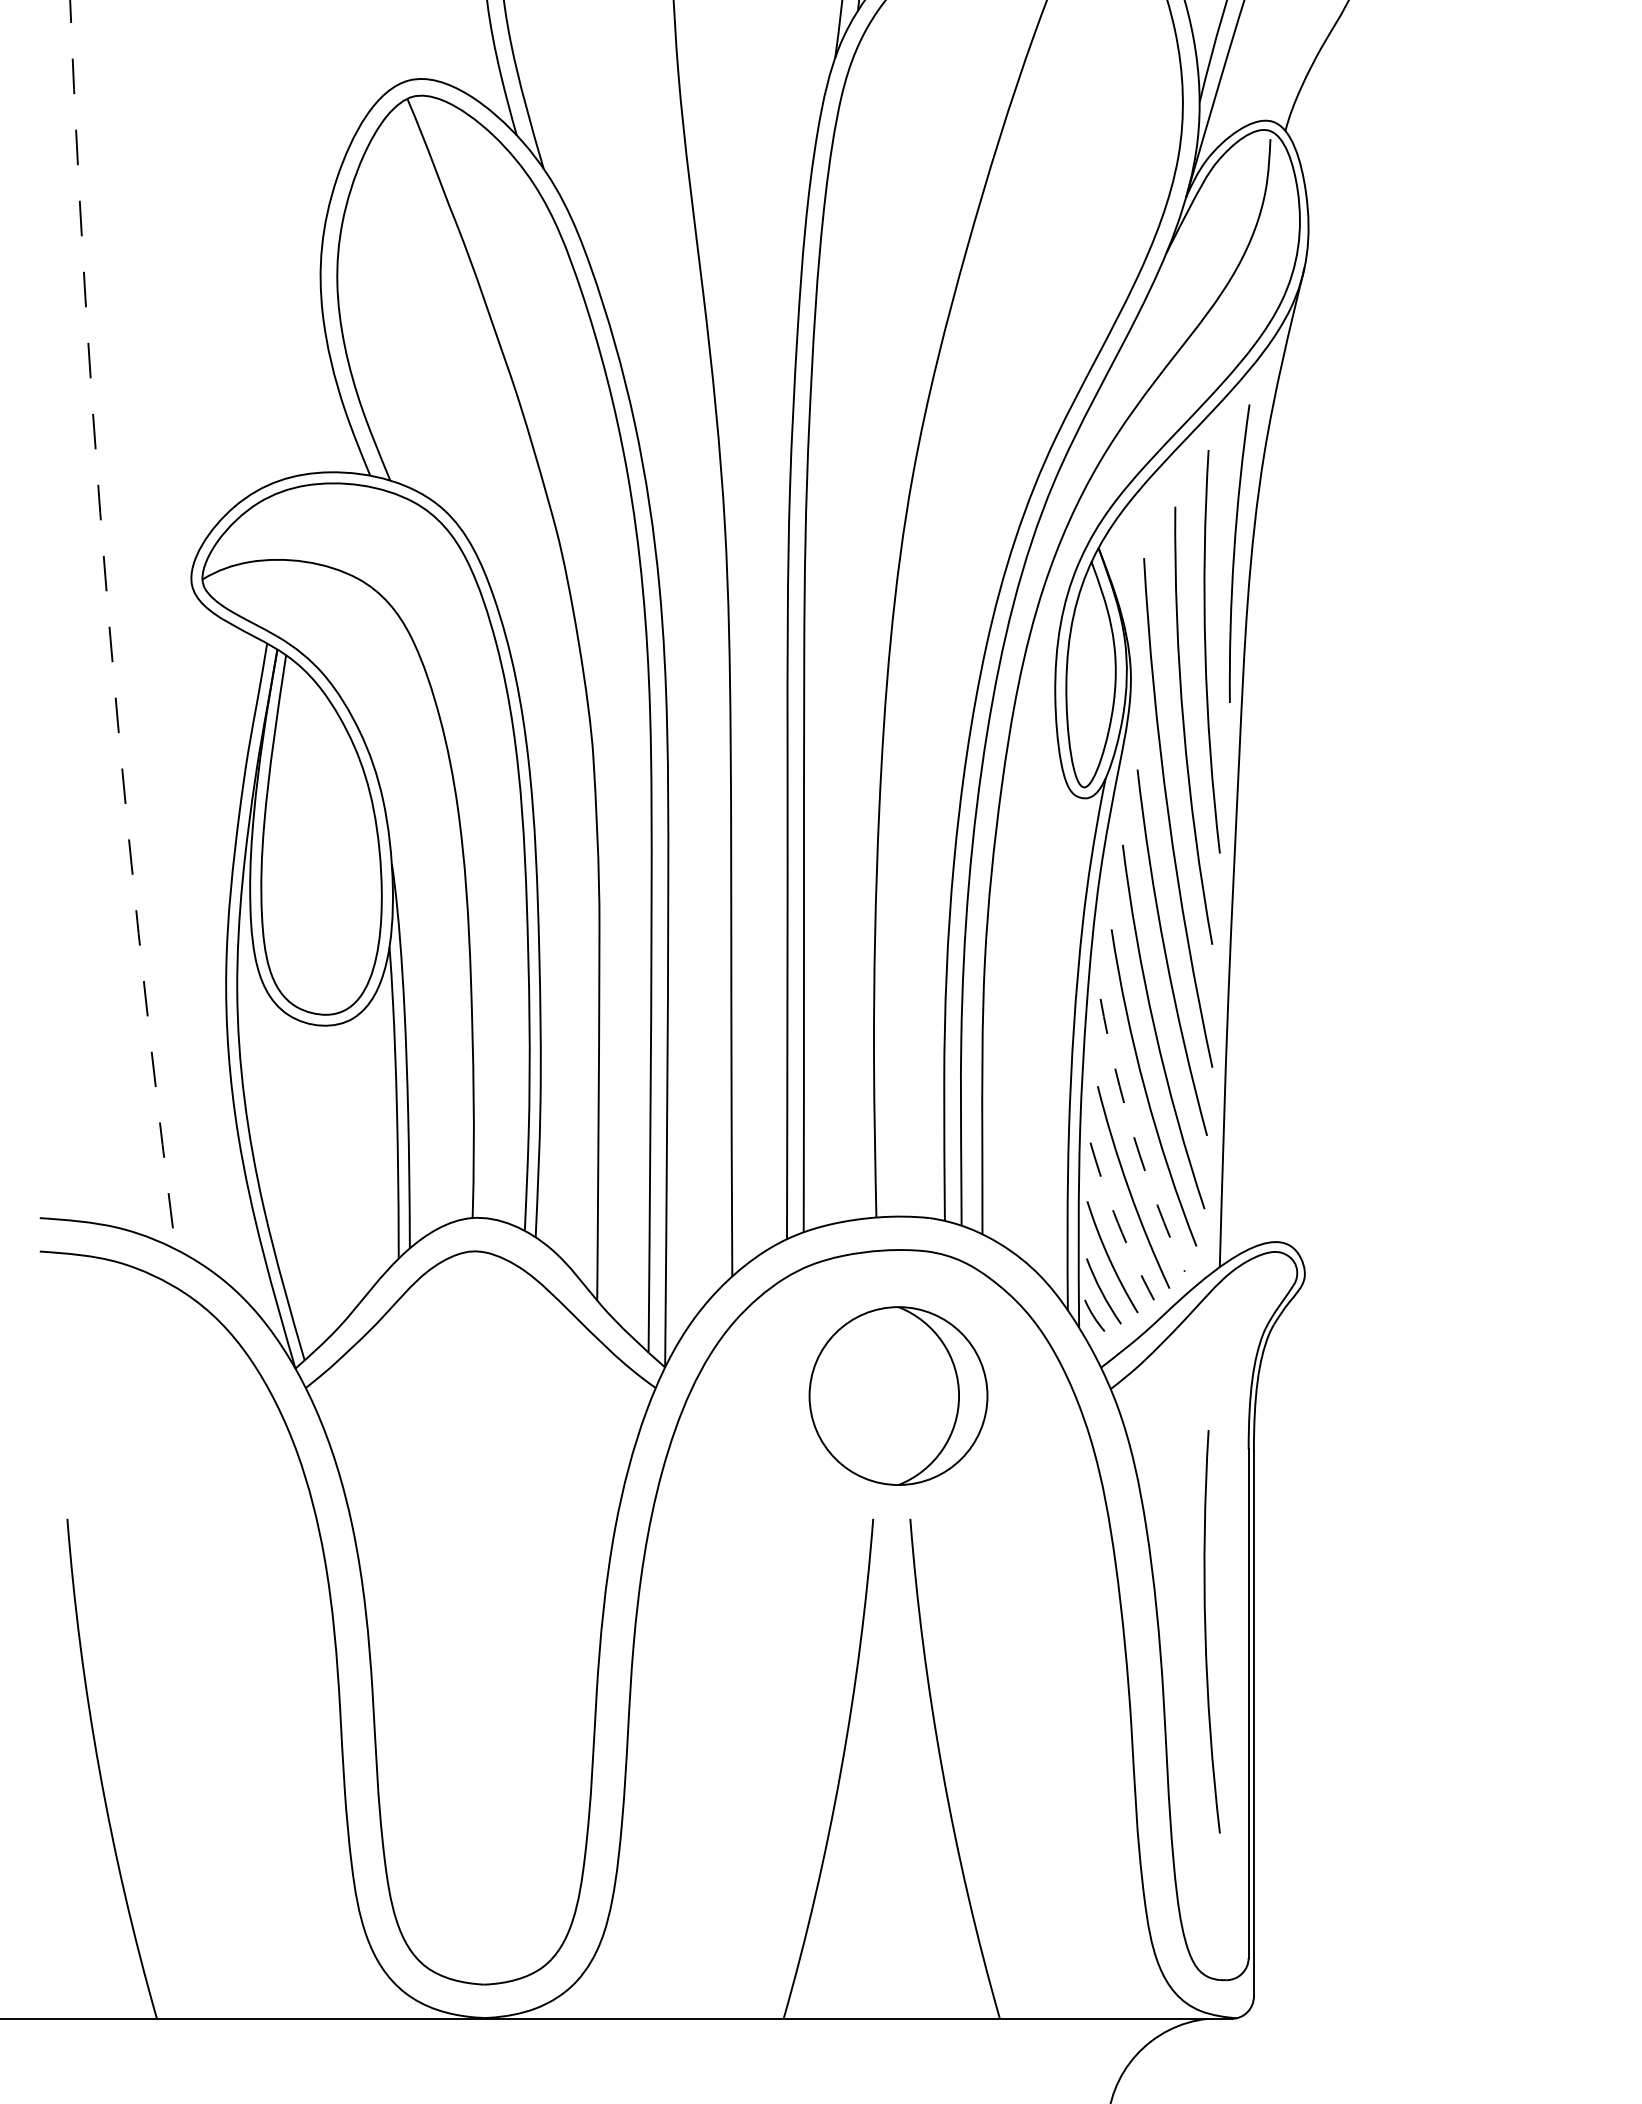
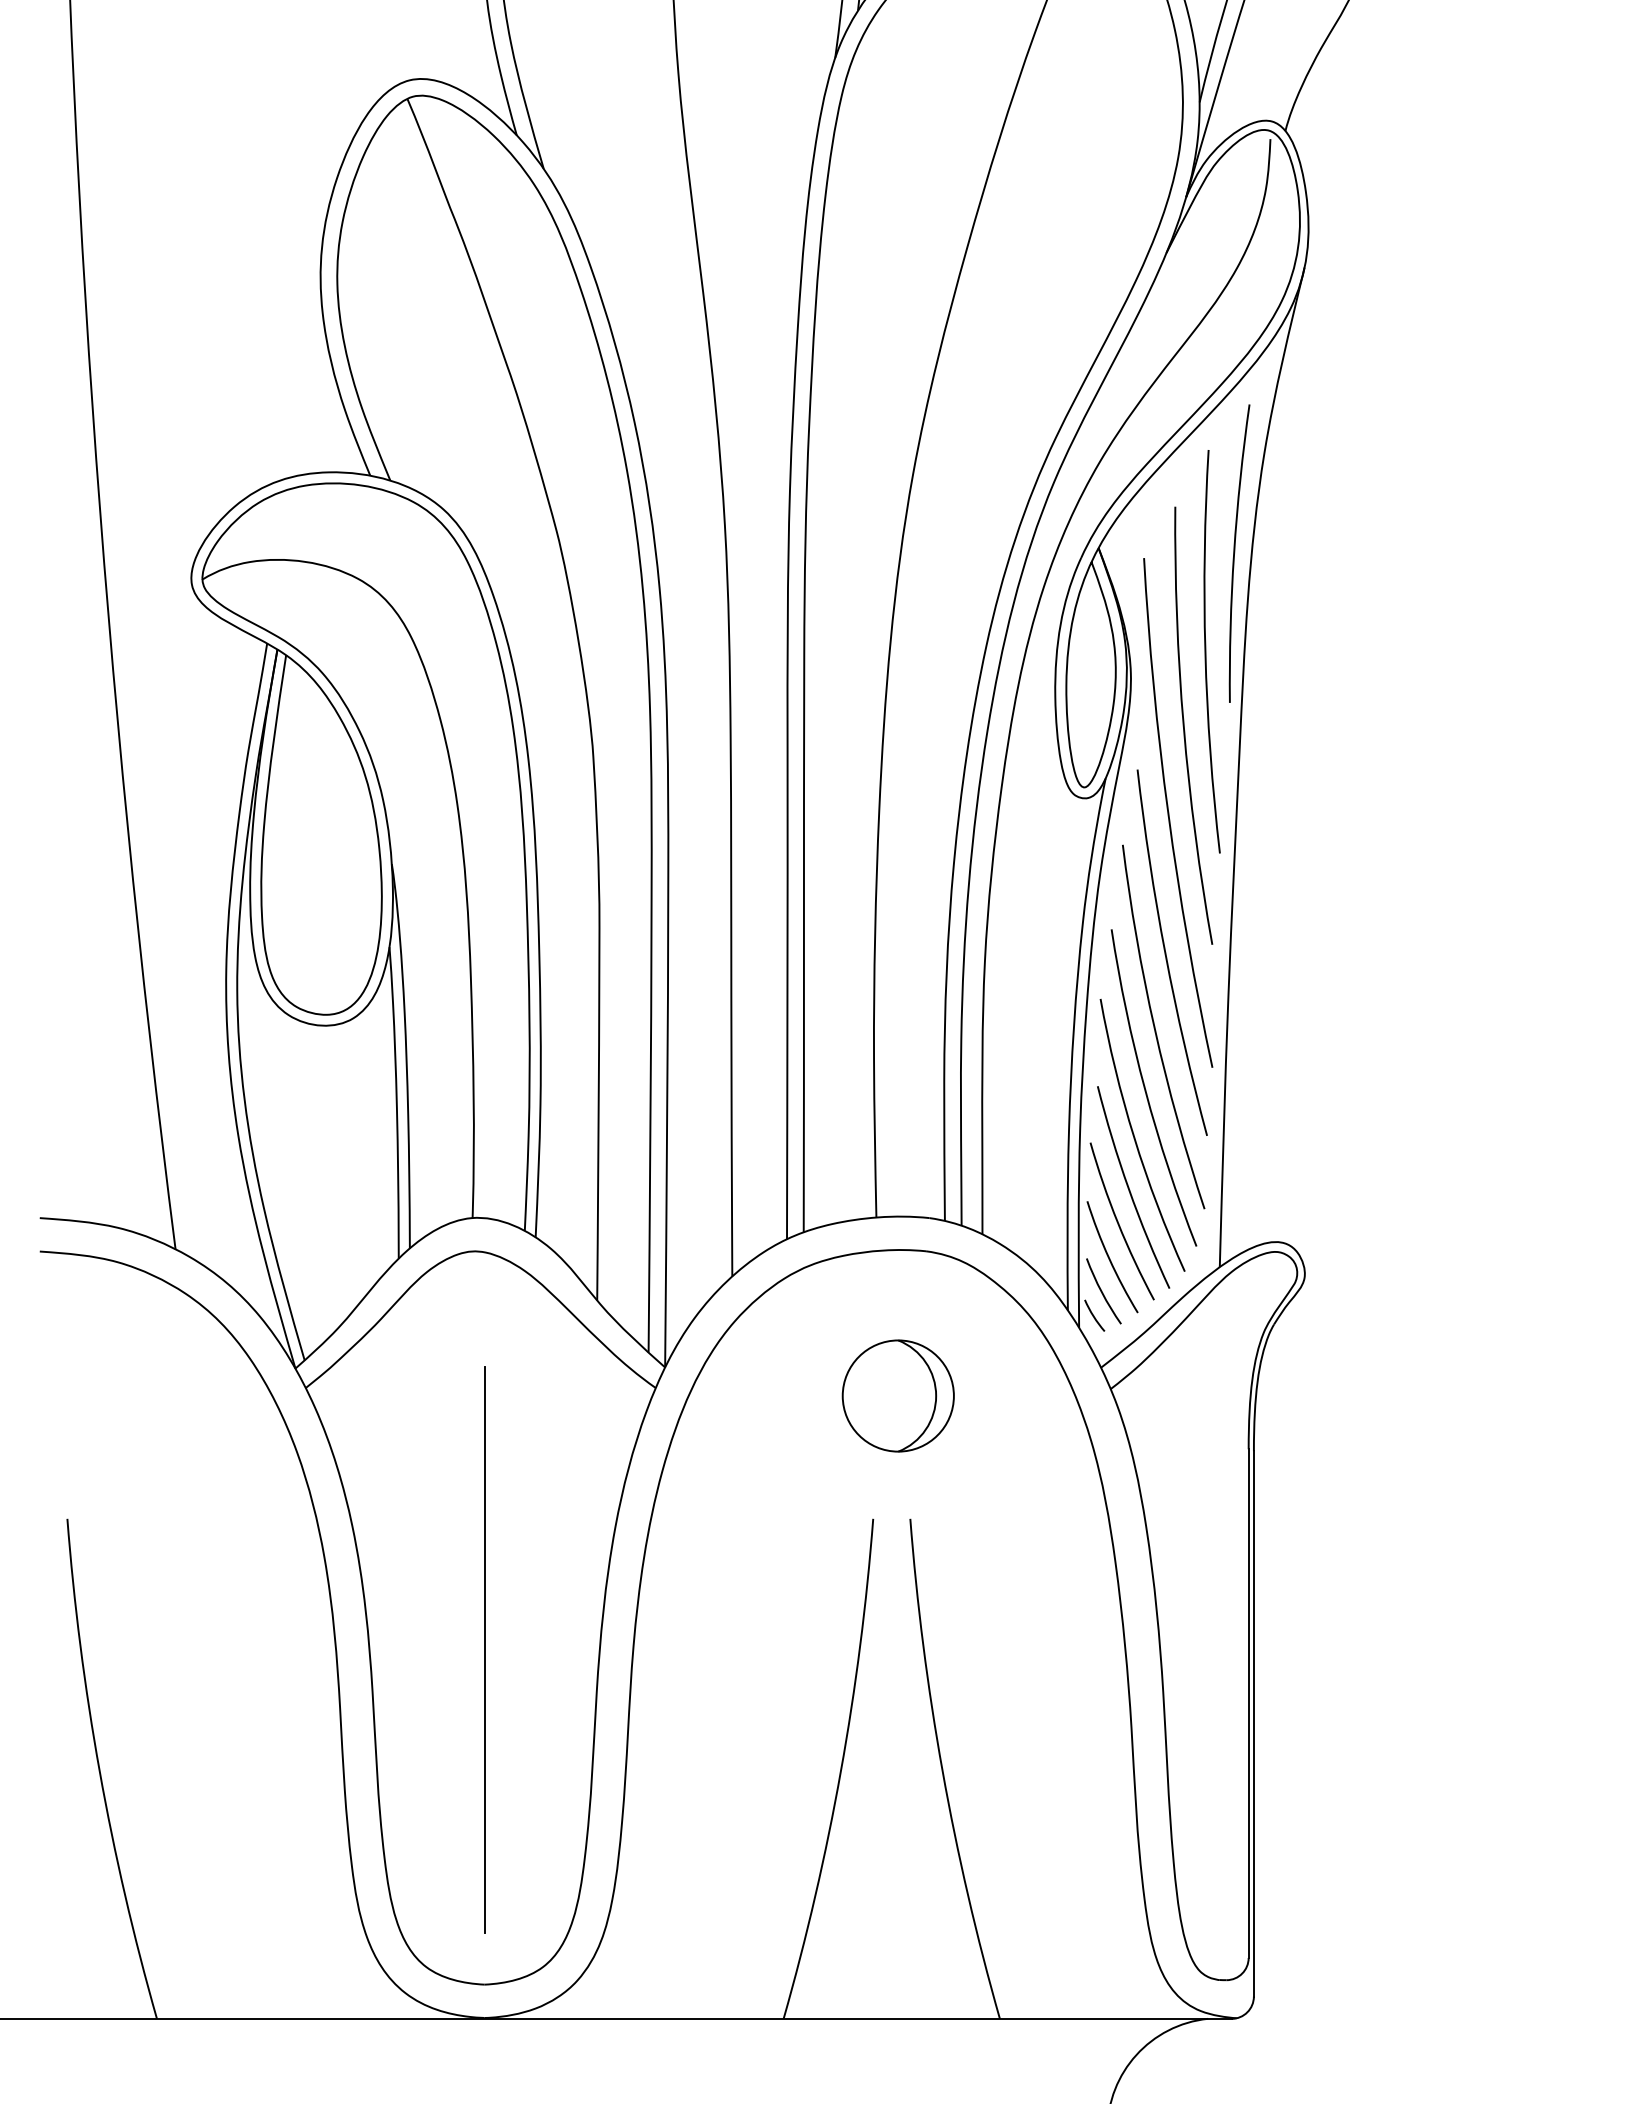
arc: dashed -> solid (109, 625)
arc: dashed -> solid (1134, 1137)
arc: dashed -> solid (1118, 1223)
part size: 181x180 px -> 114x114 px (897, 1395)
arc: present -> none (1206, 1631)
line: none -> present (484, 1649)
